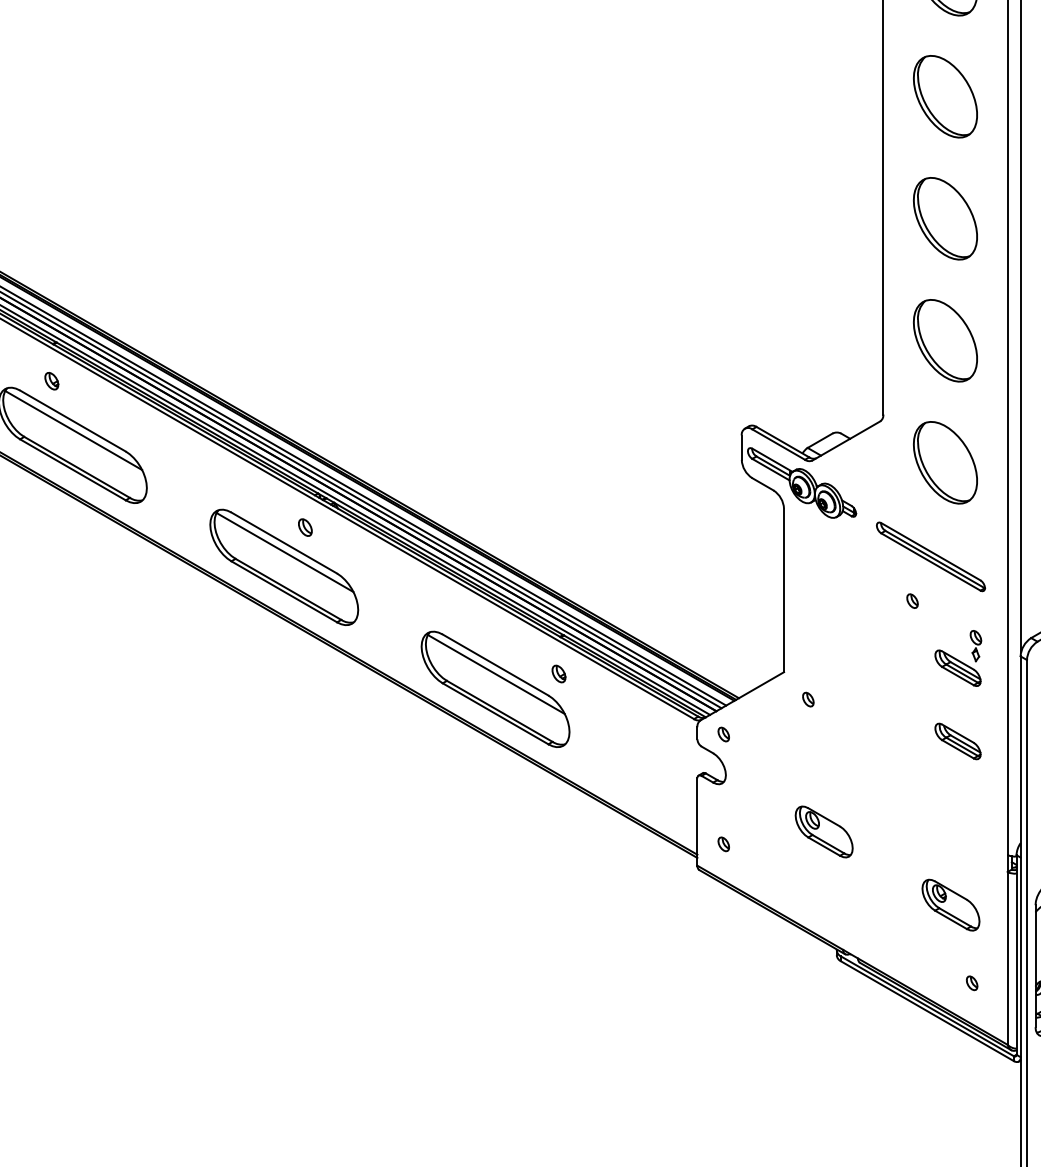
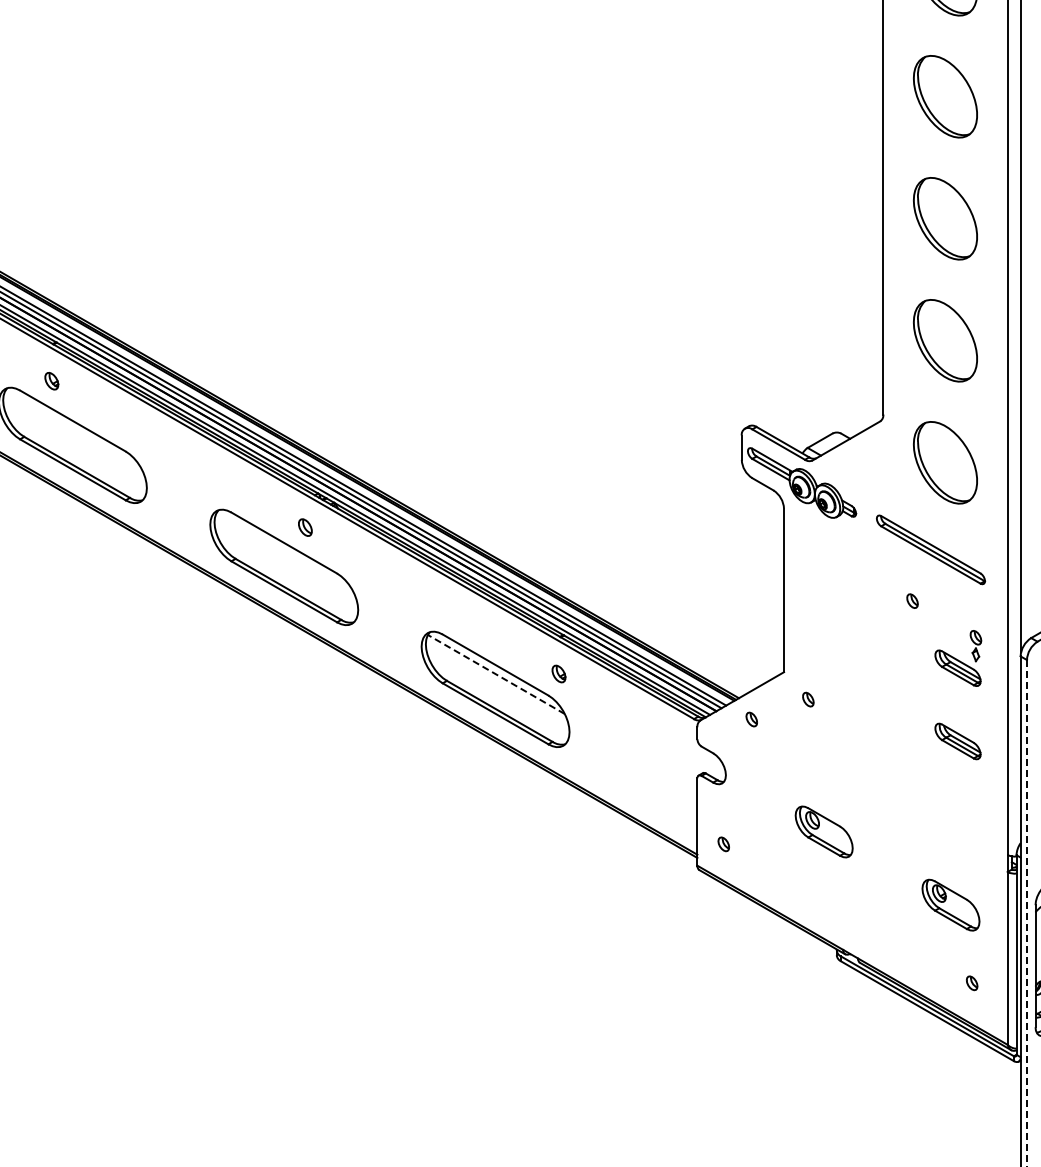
line: present -> none (73, 430)
line: present -> none (284, 552)
part position: (931, 556) -> (931, 549) (931, 549)
line: solid -> dashed (495, 674)
part position: (723, 734) -> (751, 719) (751, 719)
line: solid -> dashed (1026, 913)
